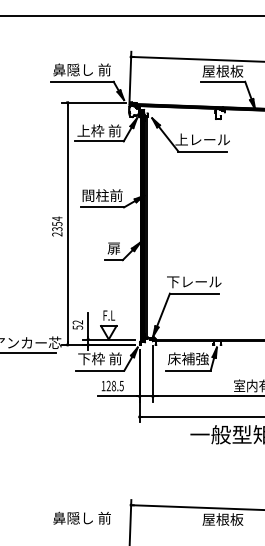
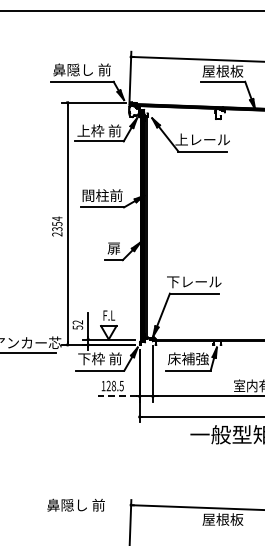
line position: (131, 16) -> (131, 11) (131, 11)
line: solid -> dashed (117, 396)
text position: (81, 517) -> (75, 504) (75, 504)
